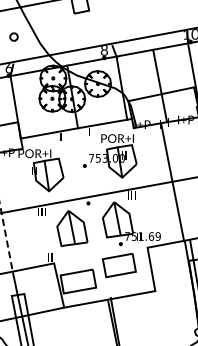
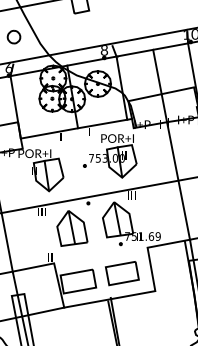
part size: 10x10 px -> 16x16 px (13, 36)
line position: (172, 182) -> (178, 181) (178, 181)
line: dashed -> solid (6, 239)
part position: (119, 265) -> (122, 273) (122, 273)
